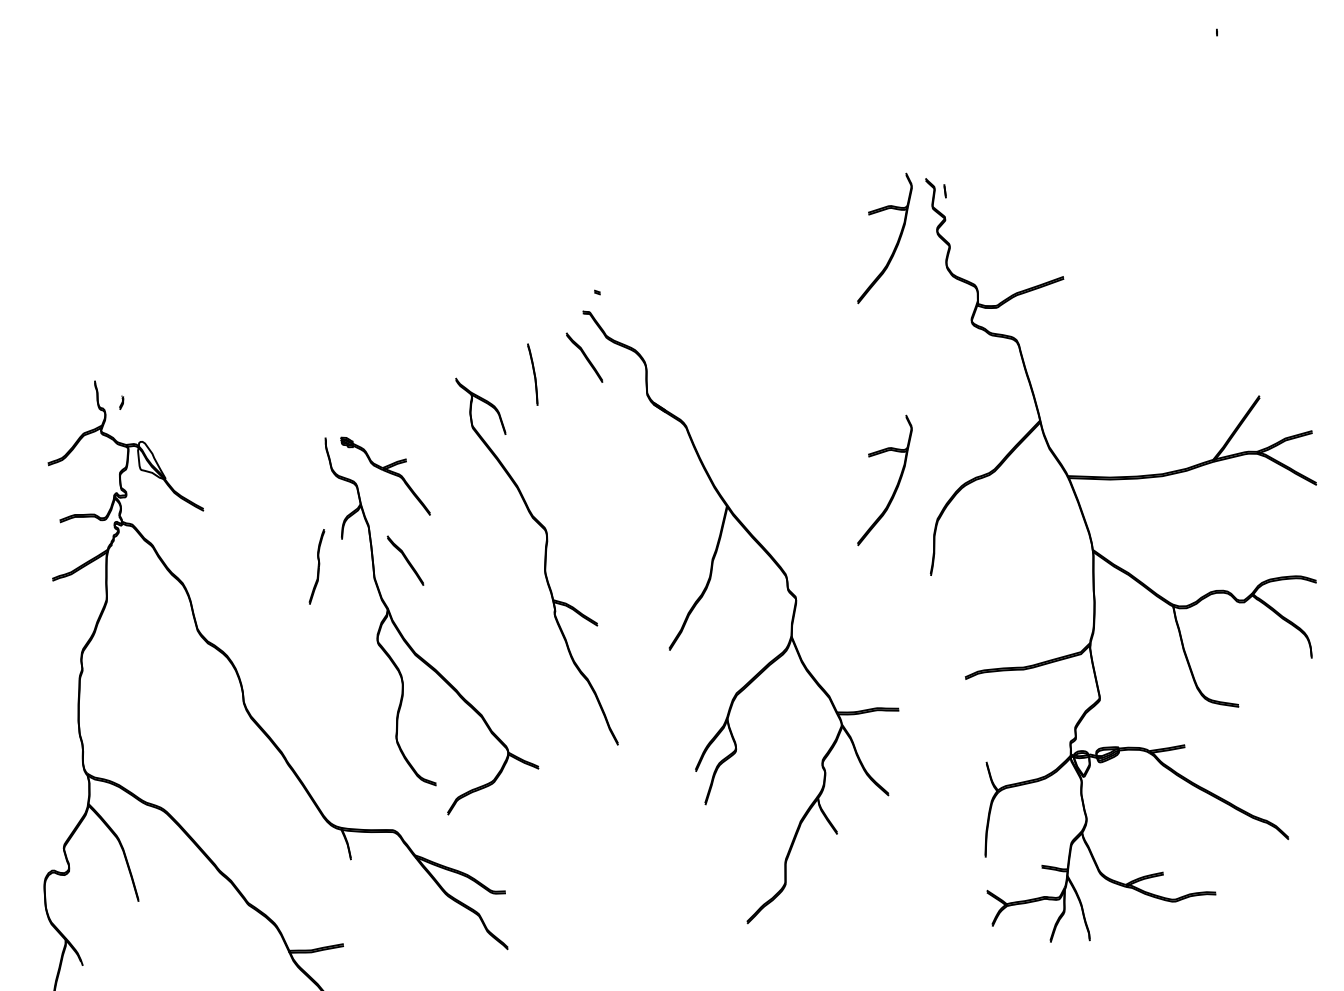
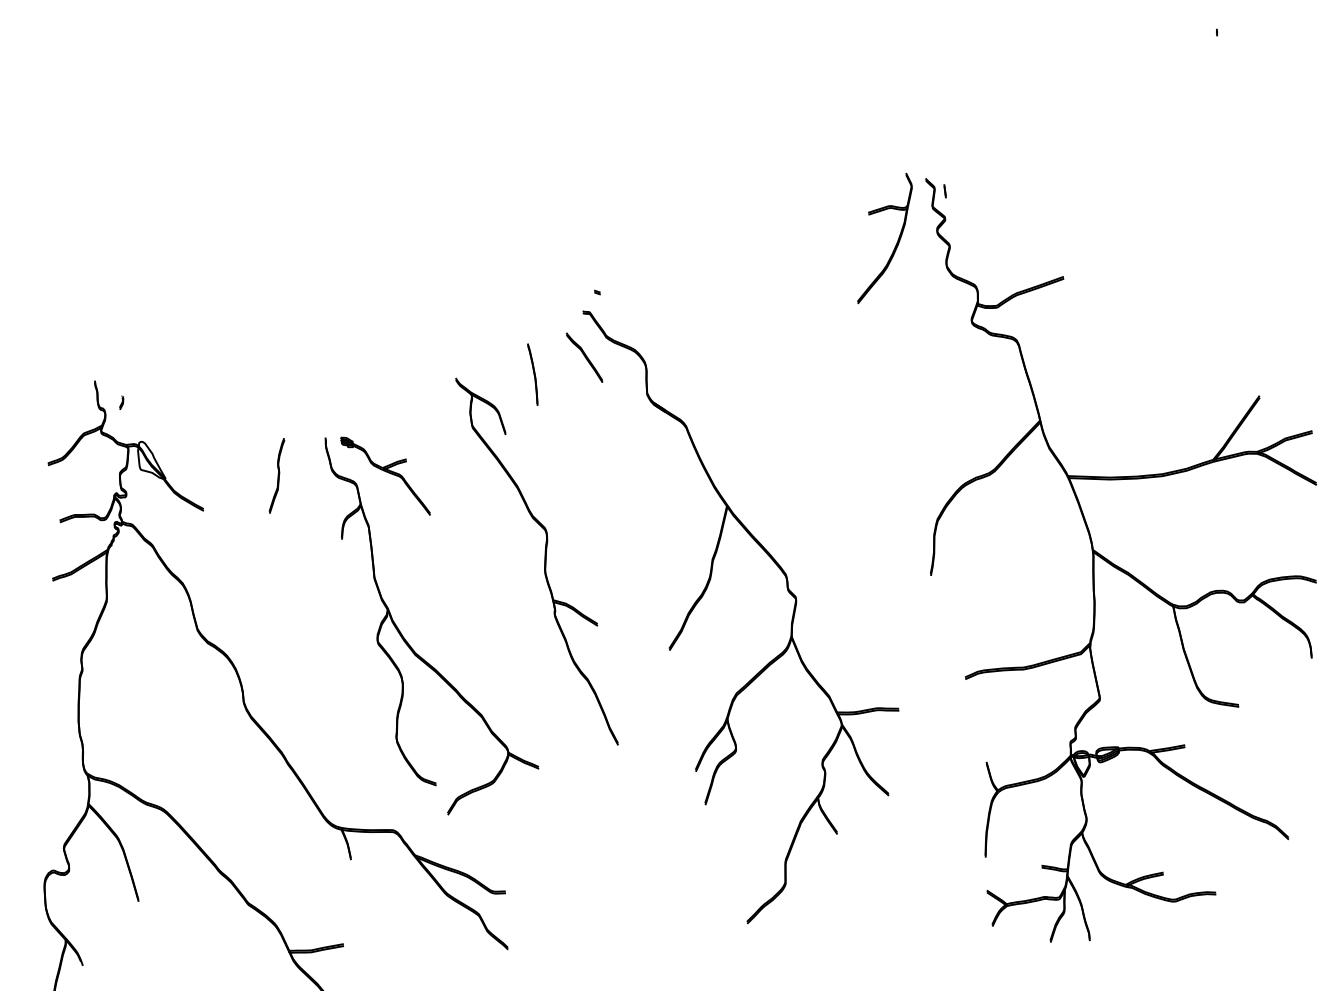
part: present -> none (895, 486)
part: present -> none (405, 560)
part position: (316, 566) -> (276, 475) (276, 475)
